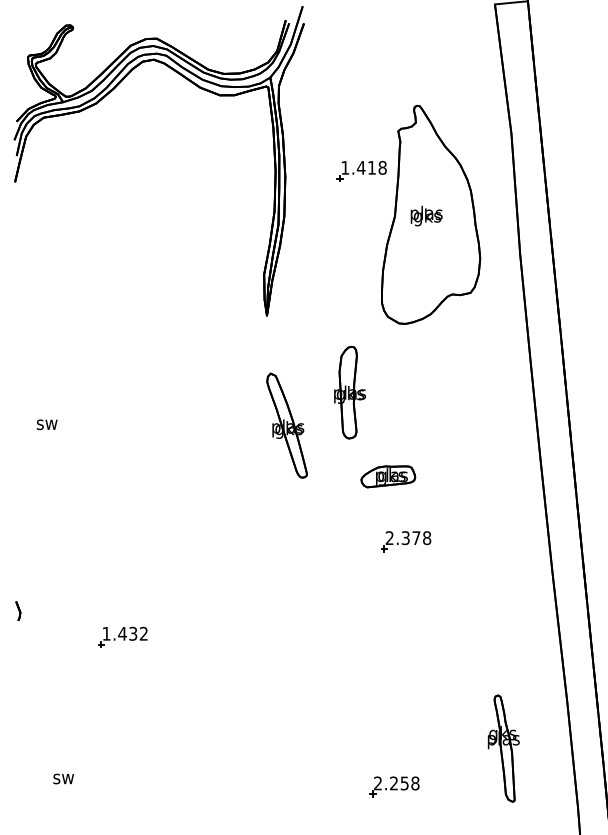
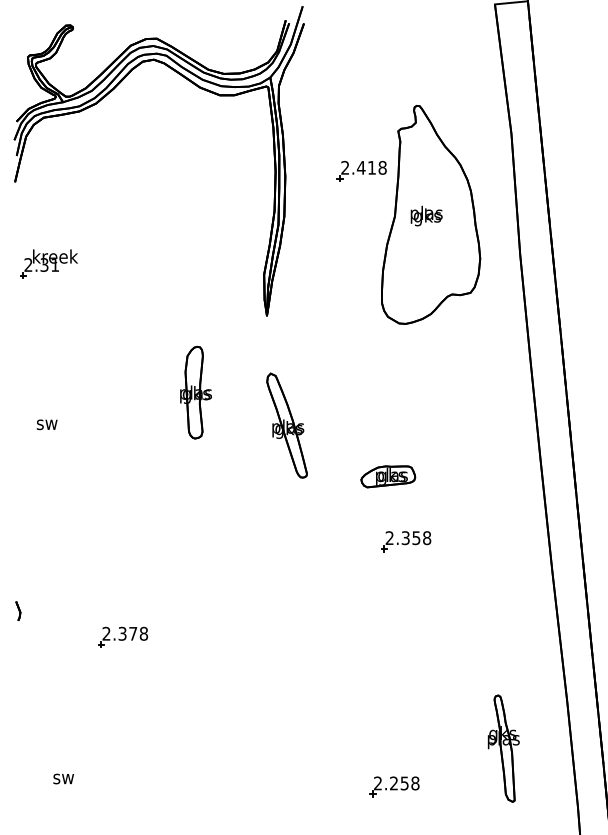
text: 1.418 -> 2.418 (345, 167)
part: none -> present (48, 263)
part position: (349, 392) -> (195, 392) (195, 392)
text: 2.378 -> 2.358 (416, 538)
text: 1.432 -> 2.378 (125, 633)
